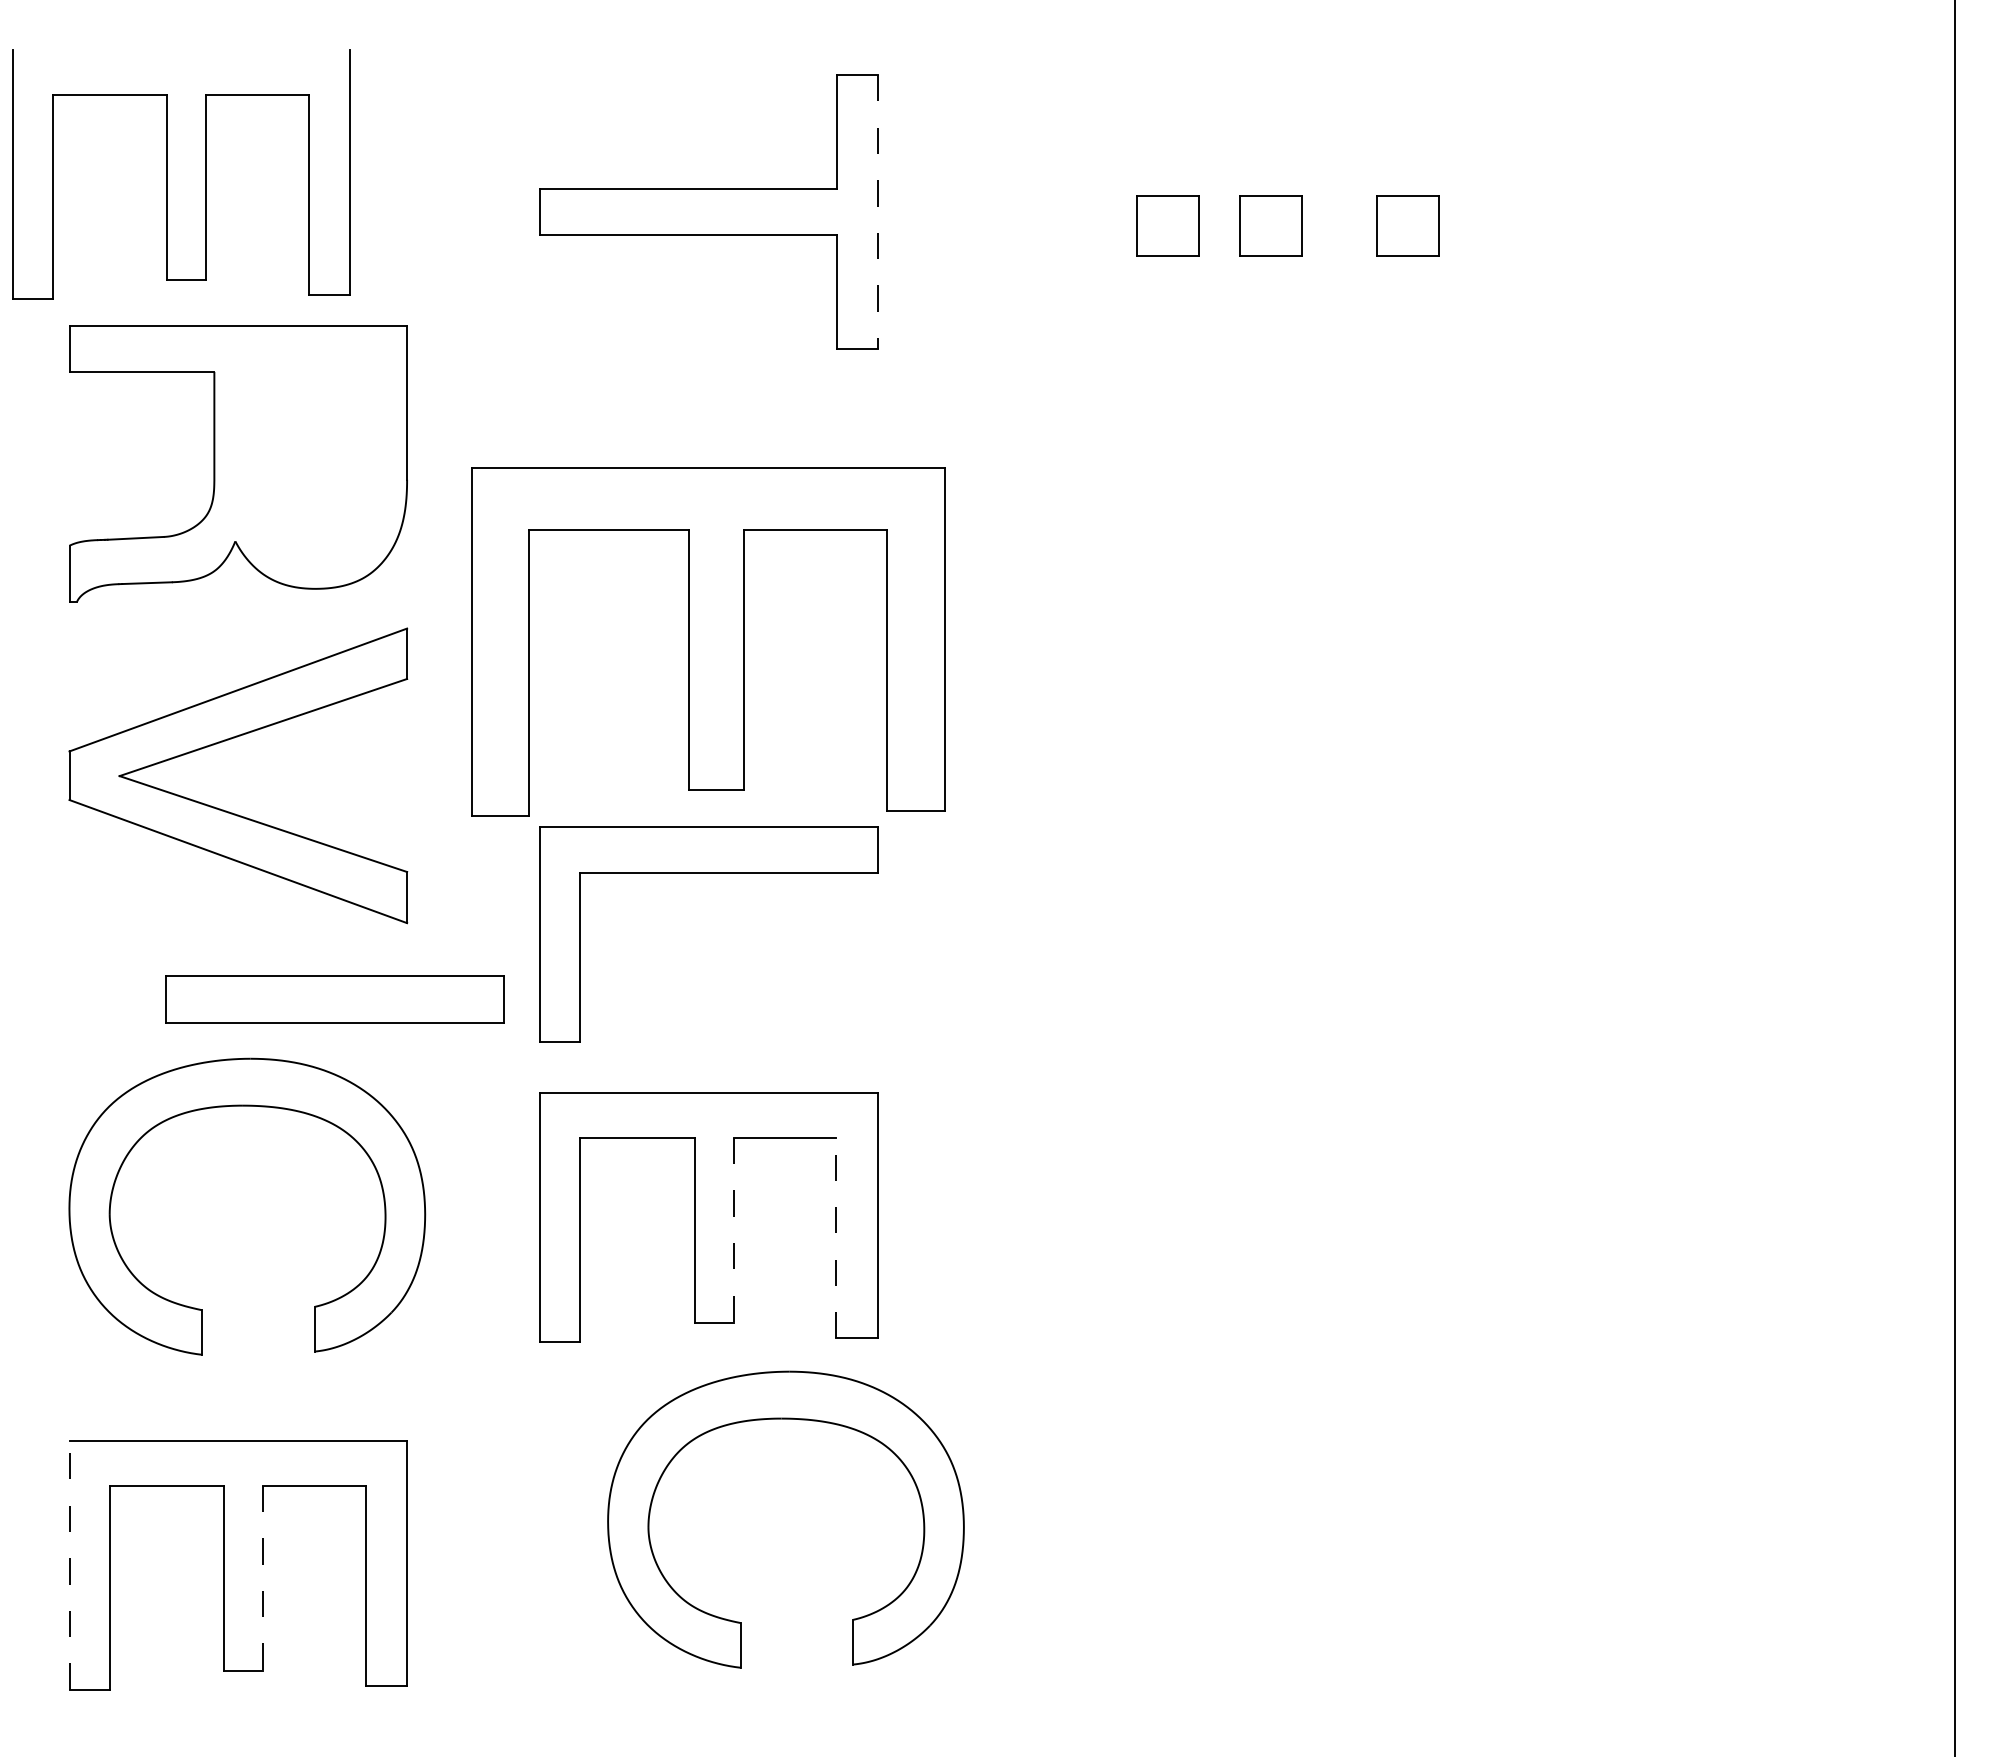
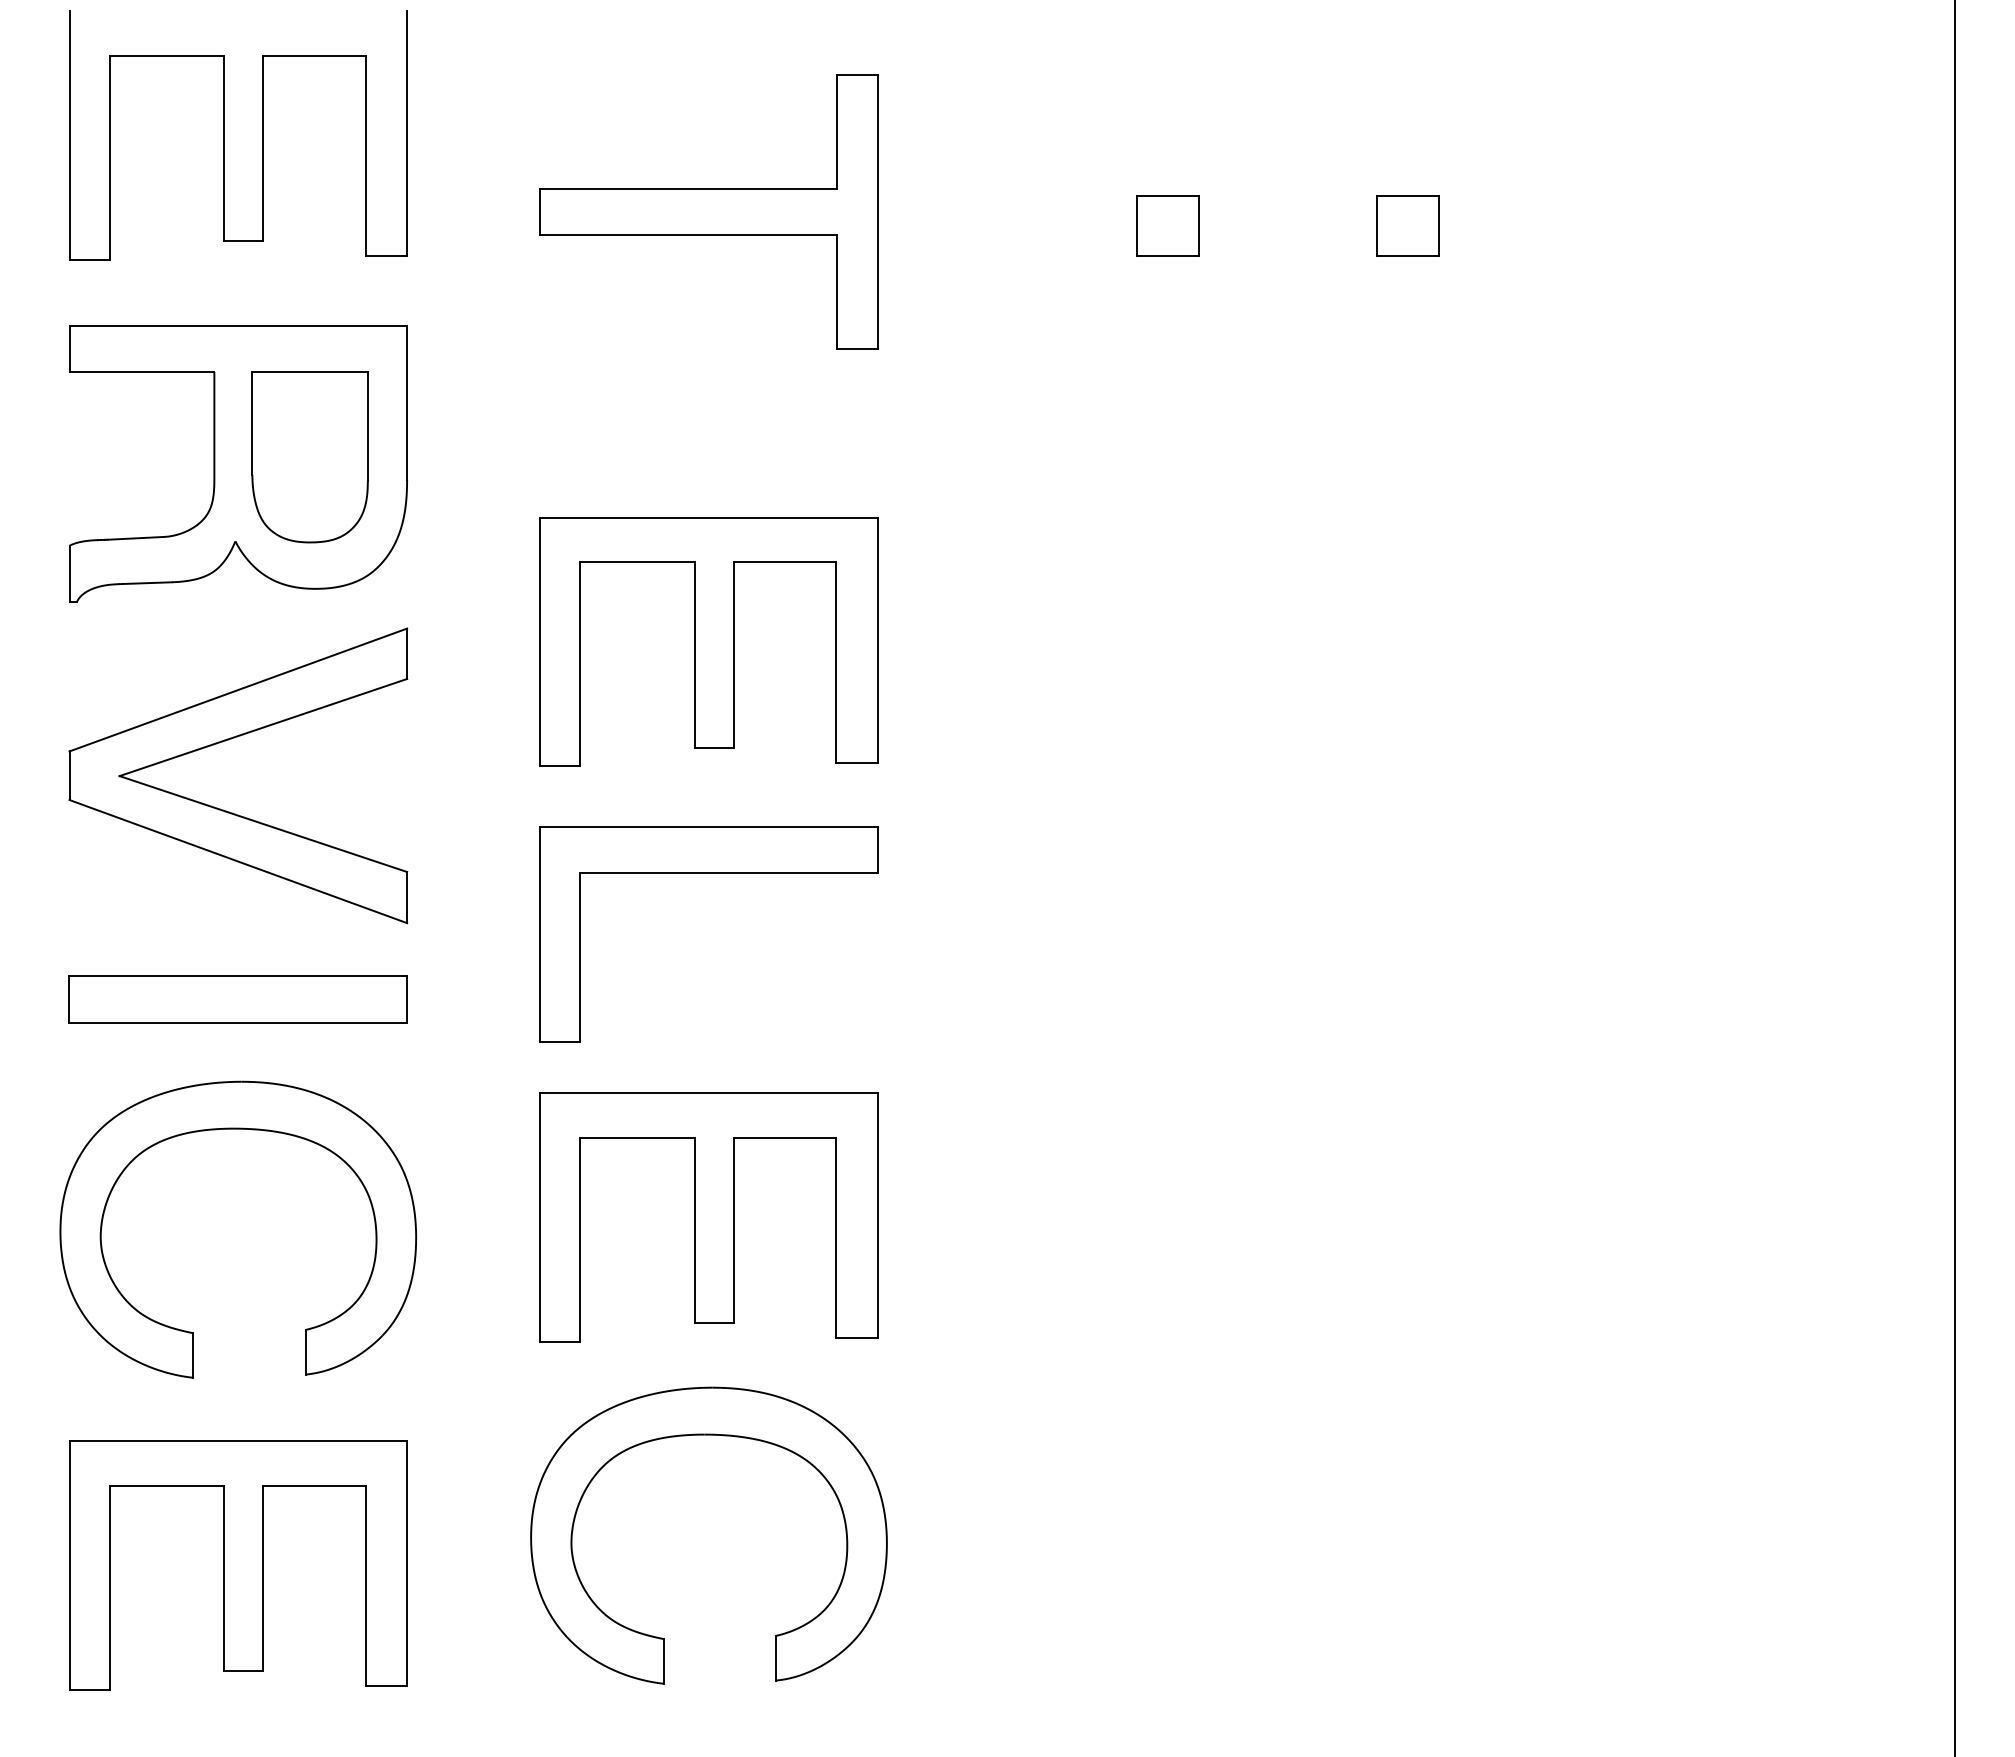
part position: (167, 174) -> (224, 135) (224, 135)
line: dashed -> solid (877, 212)
part: present -> none (1270, 225)
part: none -> present (309, 457)
part size: 475x350 px -> 340x250 px (708, 641)
part position: (334, 999) -> (237, 999) (237, 999)
part position: (261, 1107) -> (252, 1130) (252, 1130)
line: dashed -> solid (733, 1230)
line: dashed -> solid (836, 1237)
part position: (785, 1419) -> (708, 1435) (708, 1435)
line: dashed -> solid (69, 1564)
line: dashed -> solid (263, 1578)
